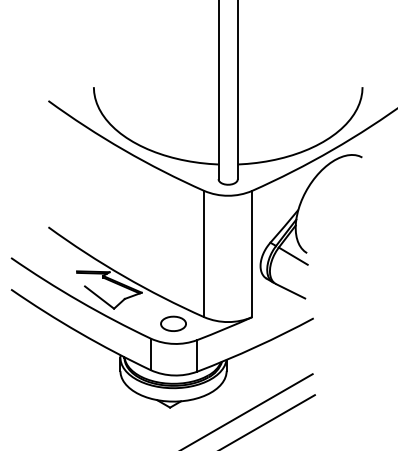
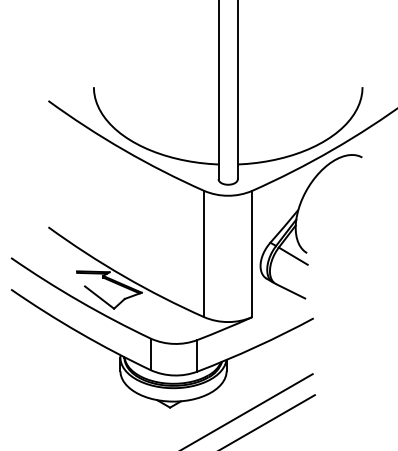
part: present -> none (173, 323)
